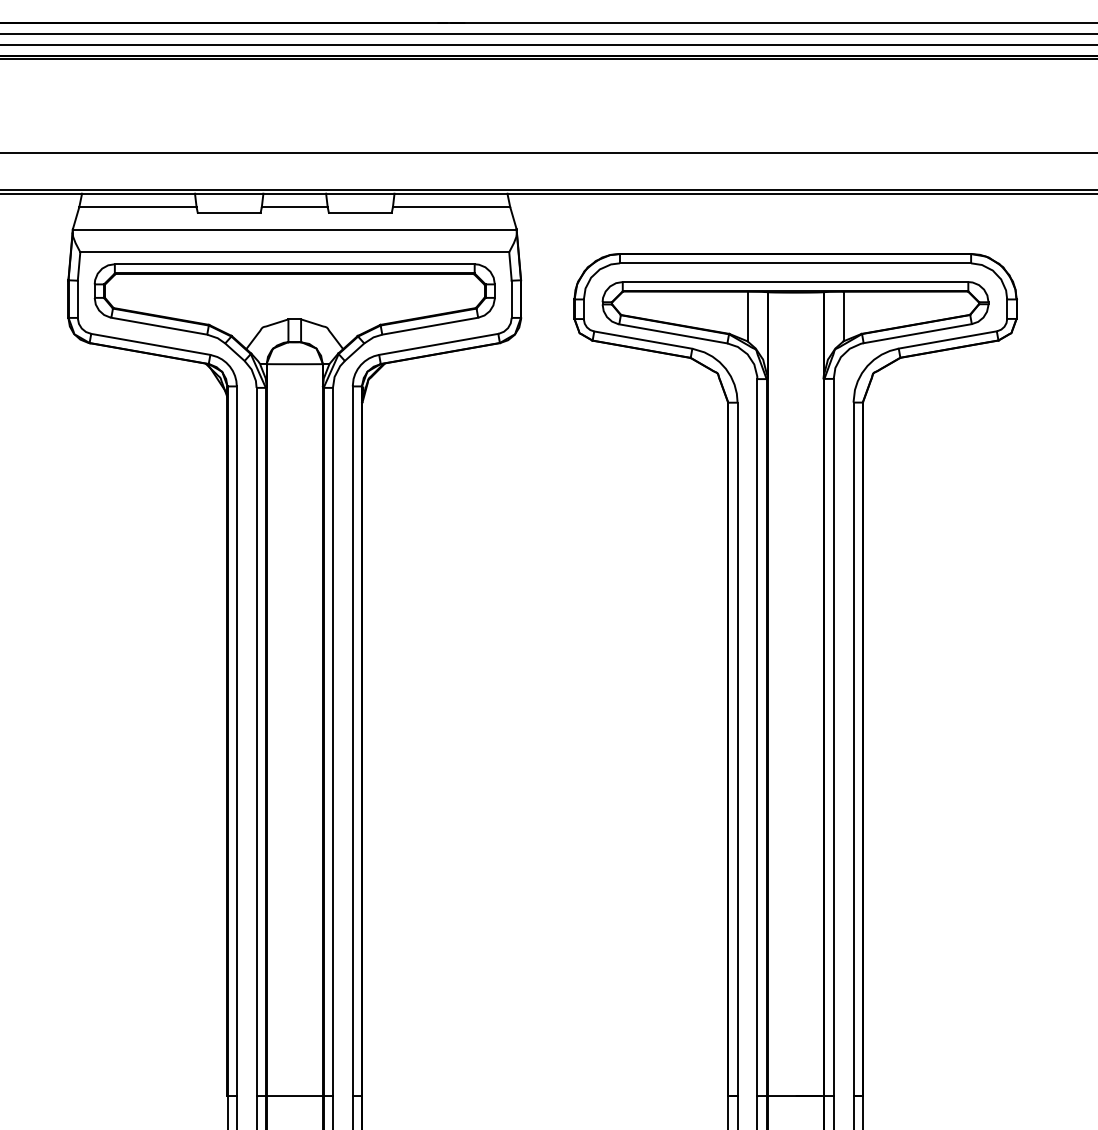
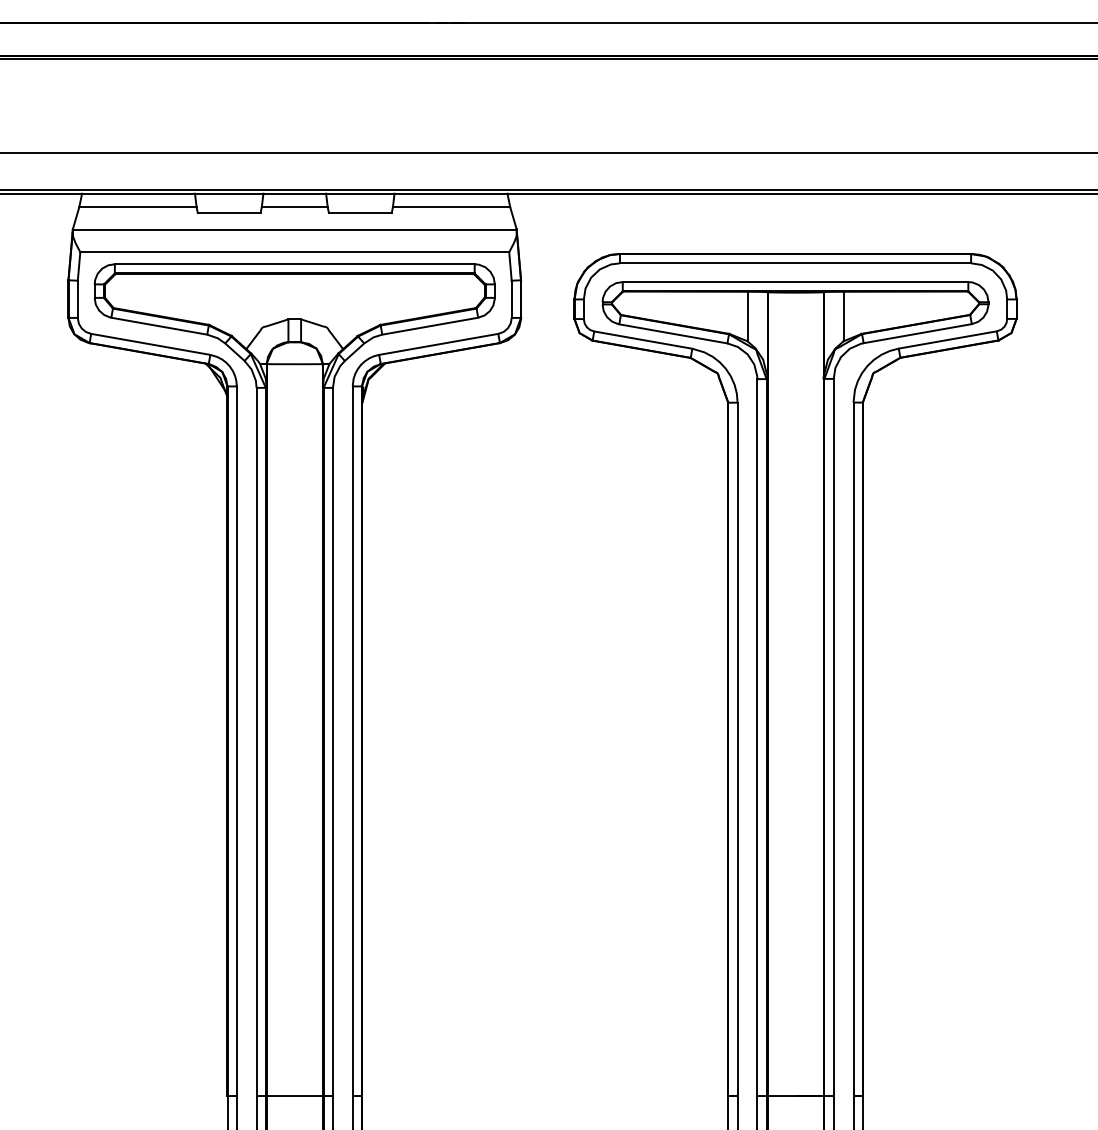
line: present -> none (548, 33)
line: present -> none (548, 44)
